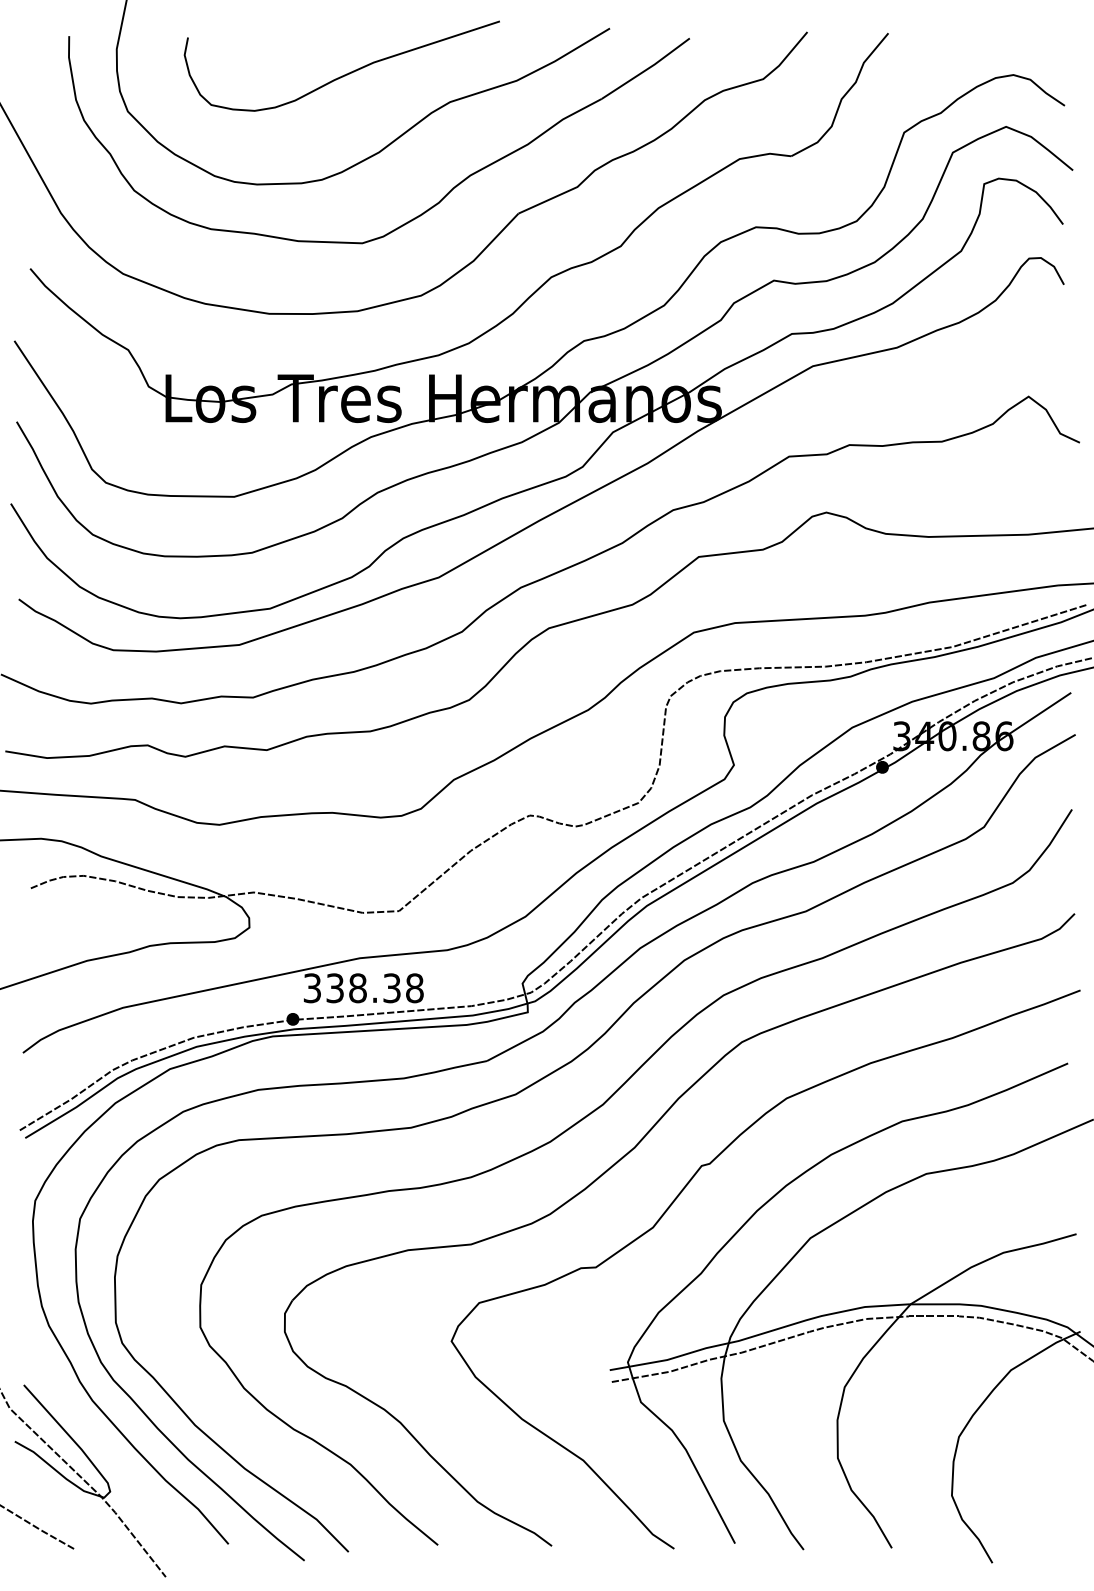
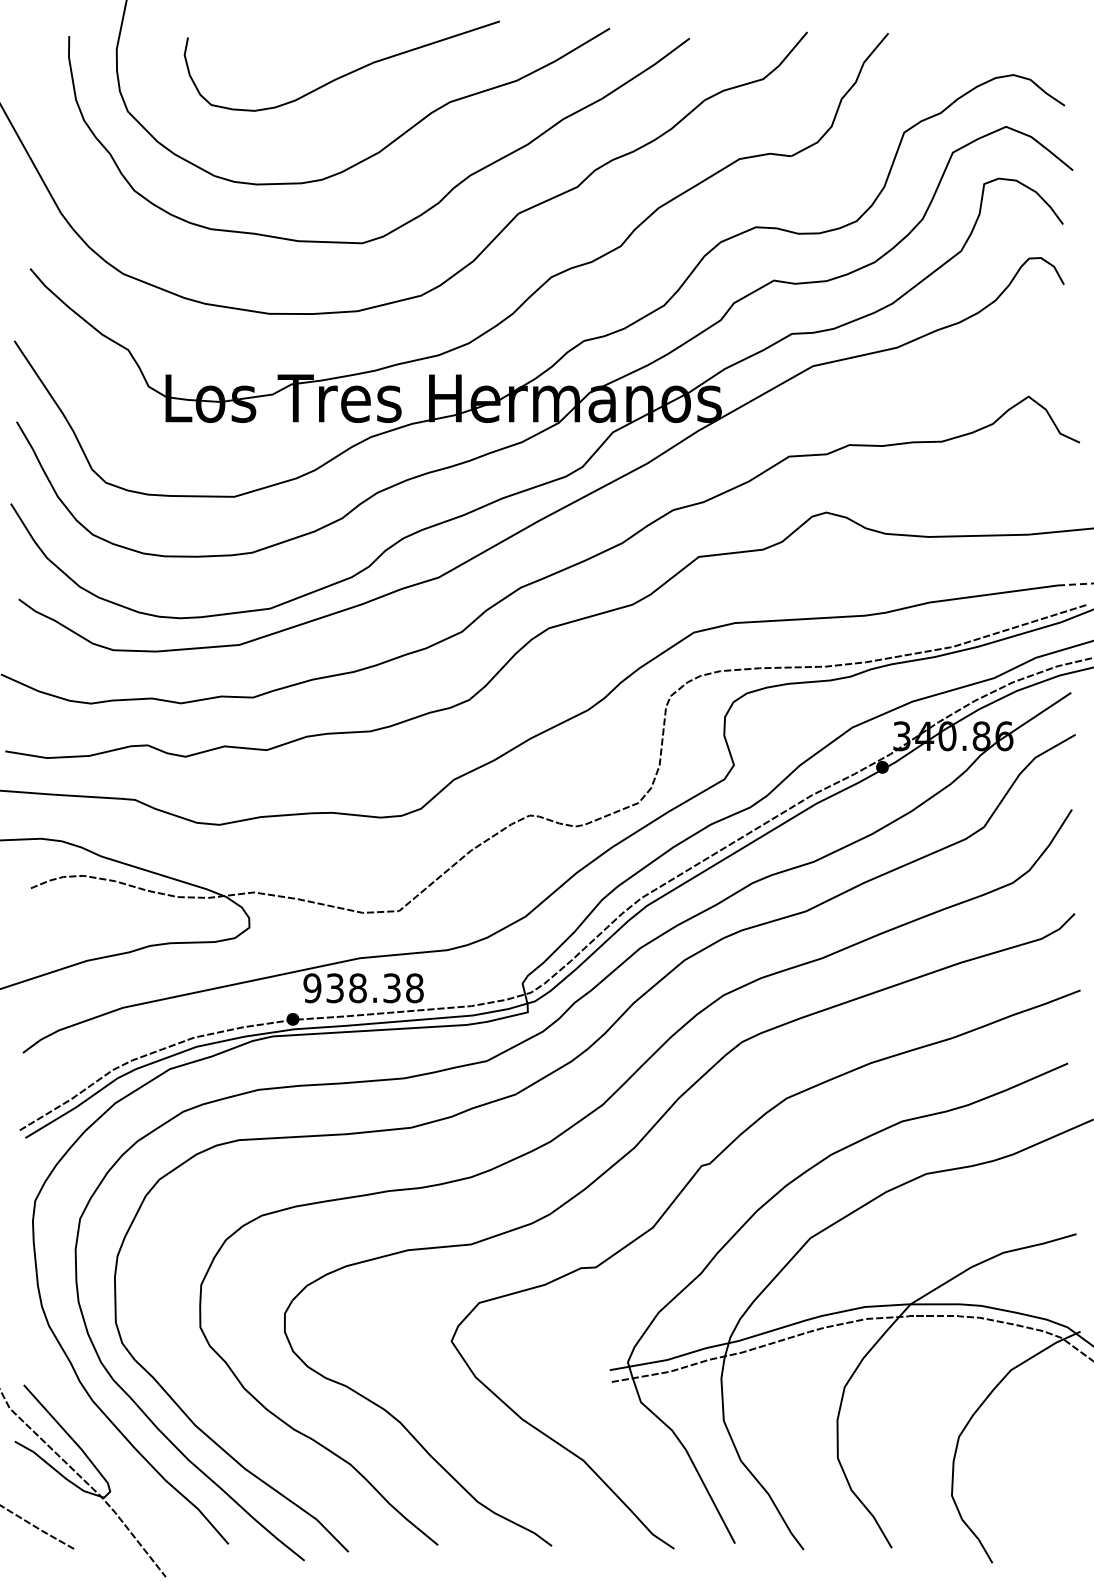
line: solid -> dashed (1075, 584)
text: 338.38 -> 938.38 (312, 988)
